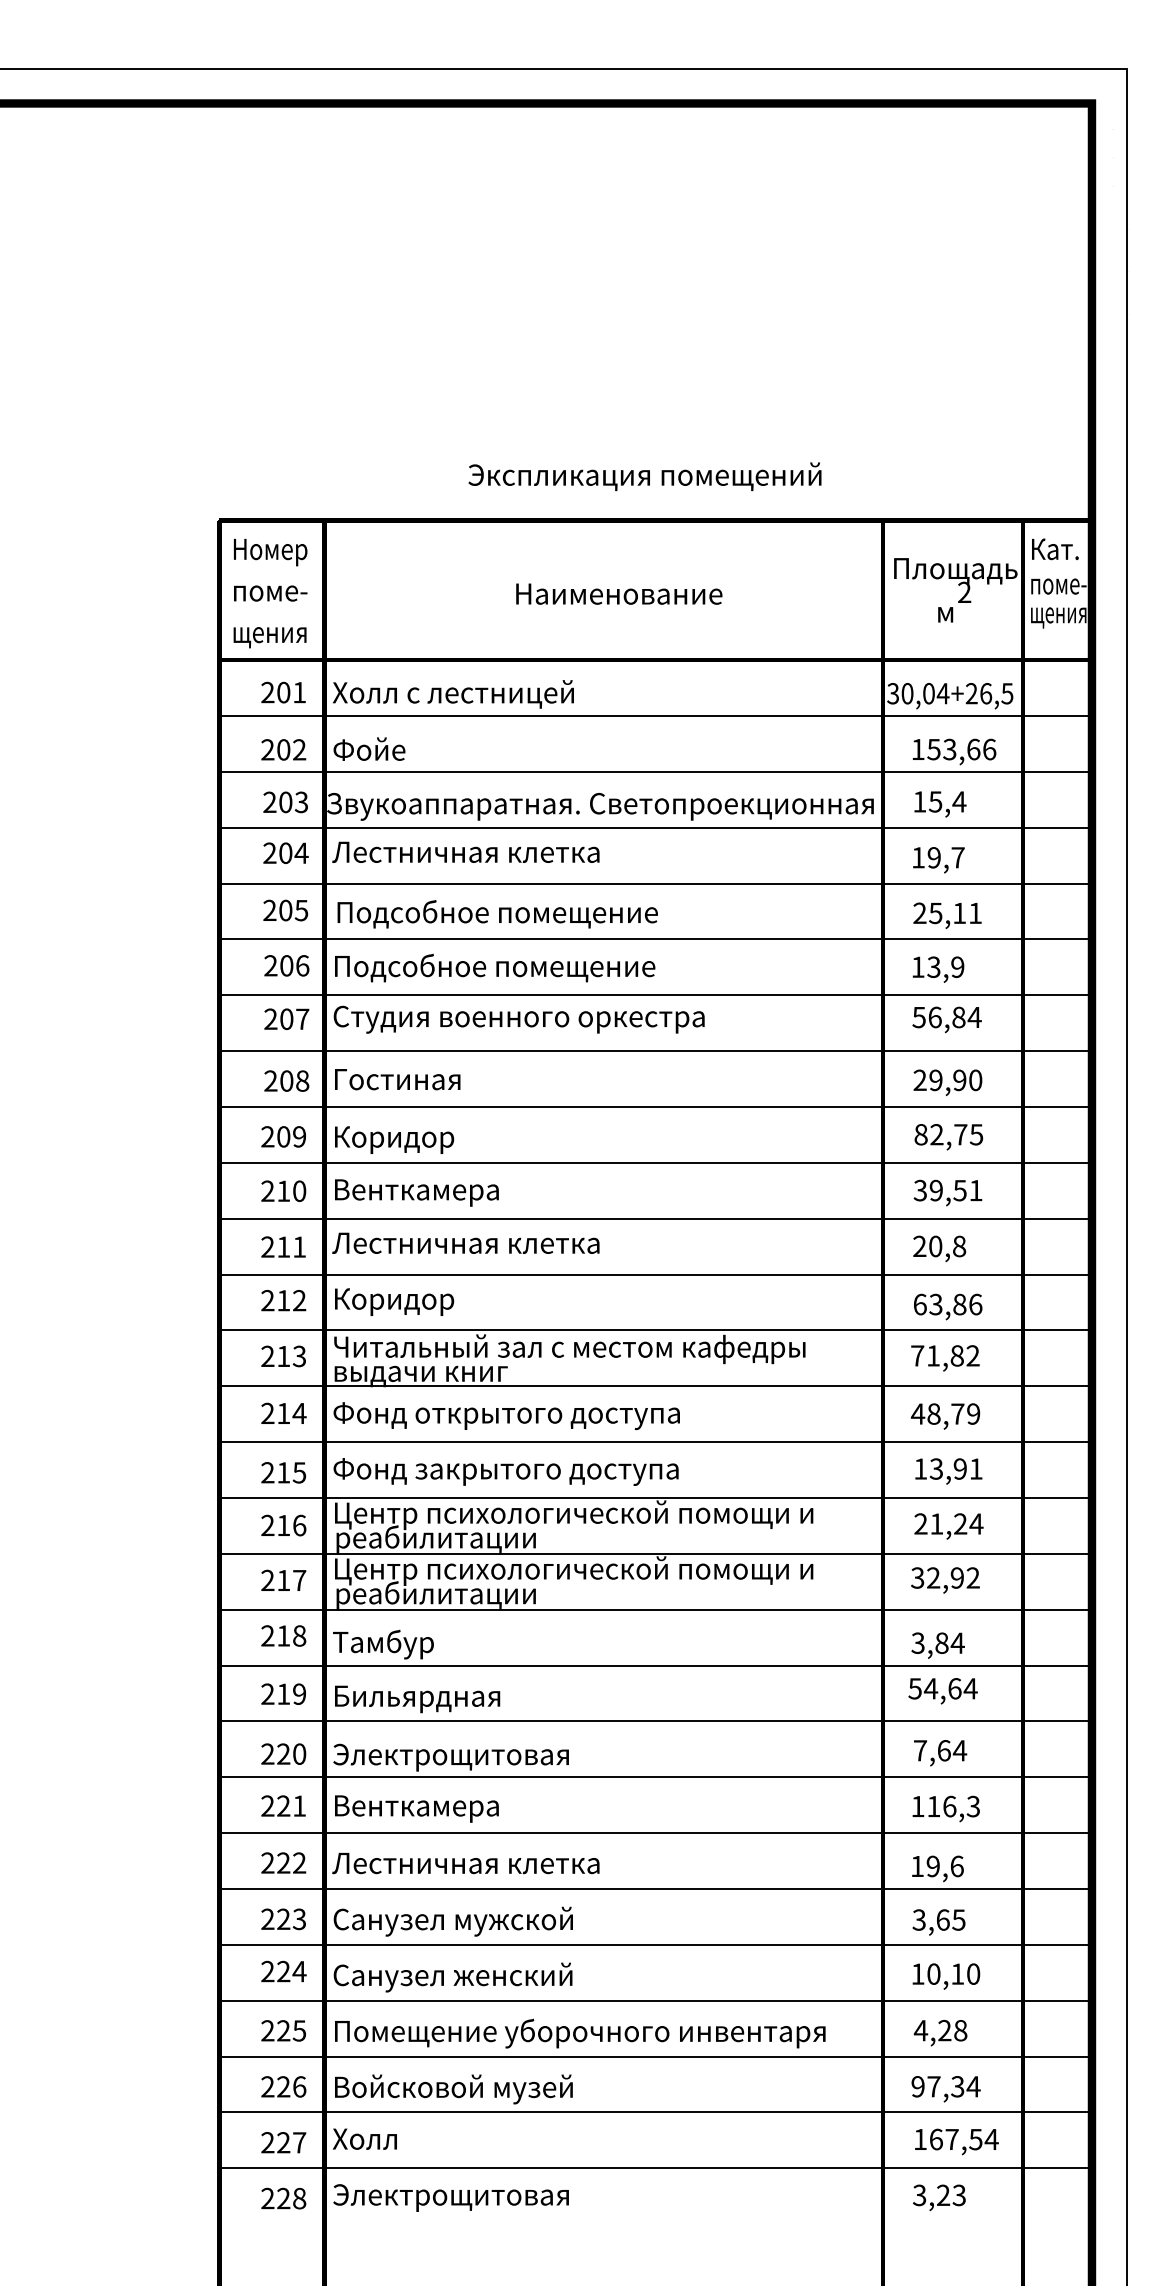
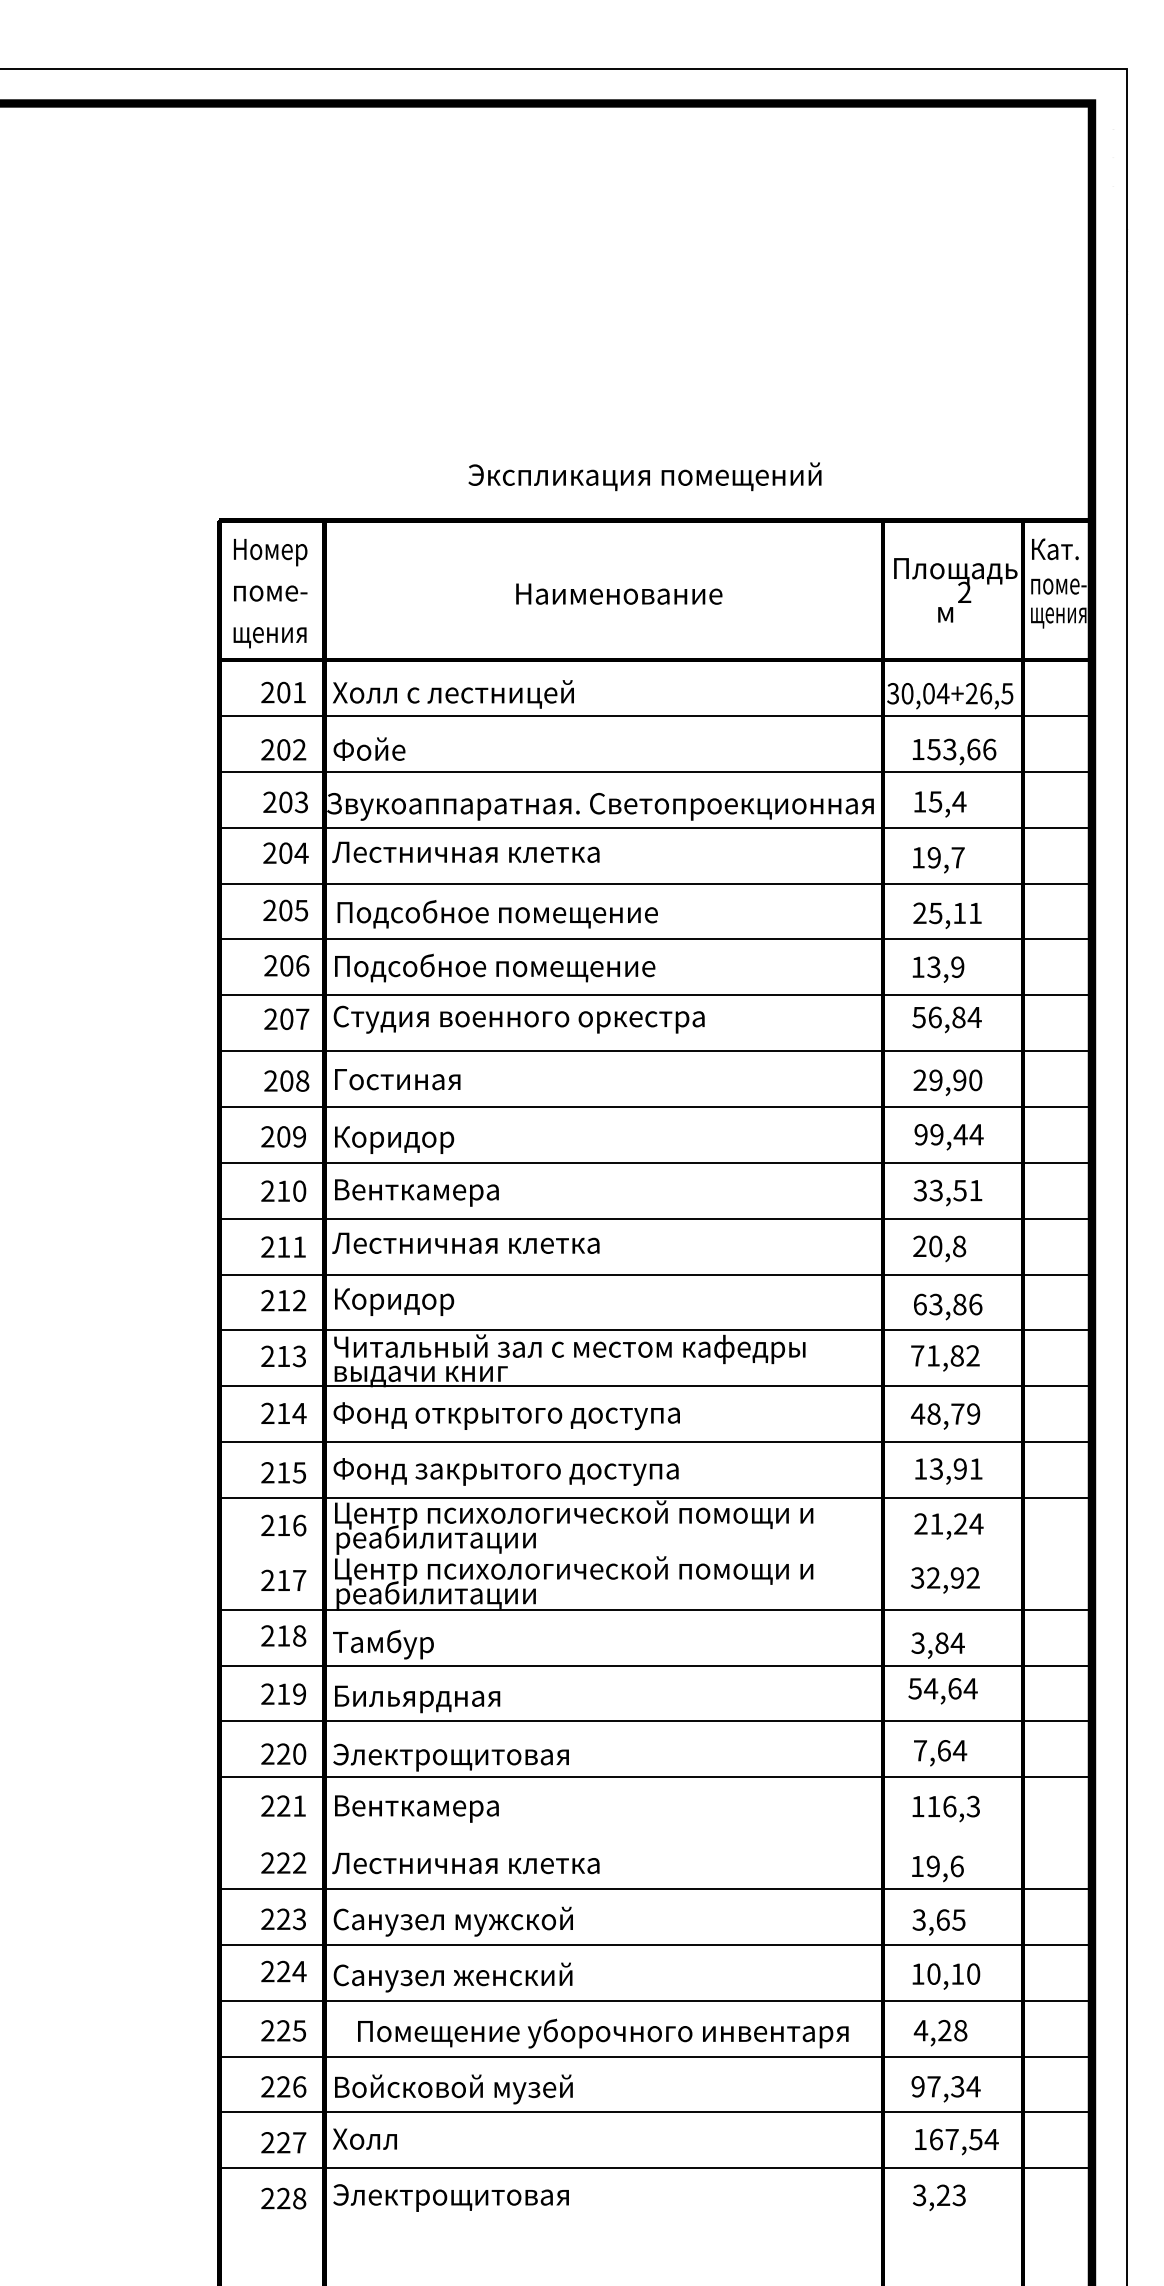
text: 82,75 -> 99,44 (948, 1134)
text: 39,51 -> 33,51 (935, 1190)
line: present -> none (655, 1553)
line: present -> none (655, 1833)
text position: (580, 2033) -> (603, 2033) (603, 2033)
